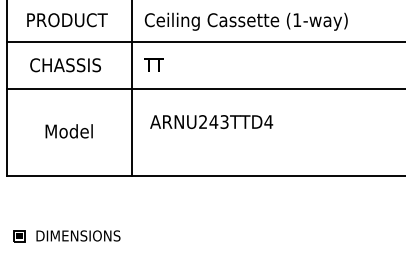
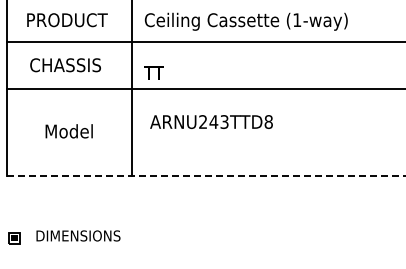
text position: (153, 64) -> (153, 72) (153, 72)
text: ARNU243TTD4 -> ARNU243TTD8 (268, 122)
line: solid -> dashed (206, 176)
part position: (19, 236) -> (14, 238) (14, 238)
